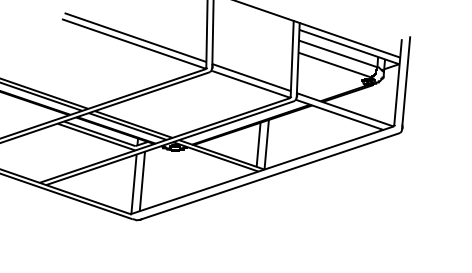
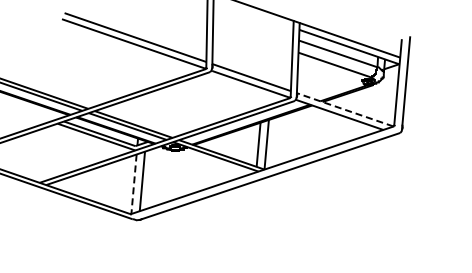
line: solid -> dashed (344, 109)
line: solid -> dashed (134, 184)
